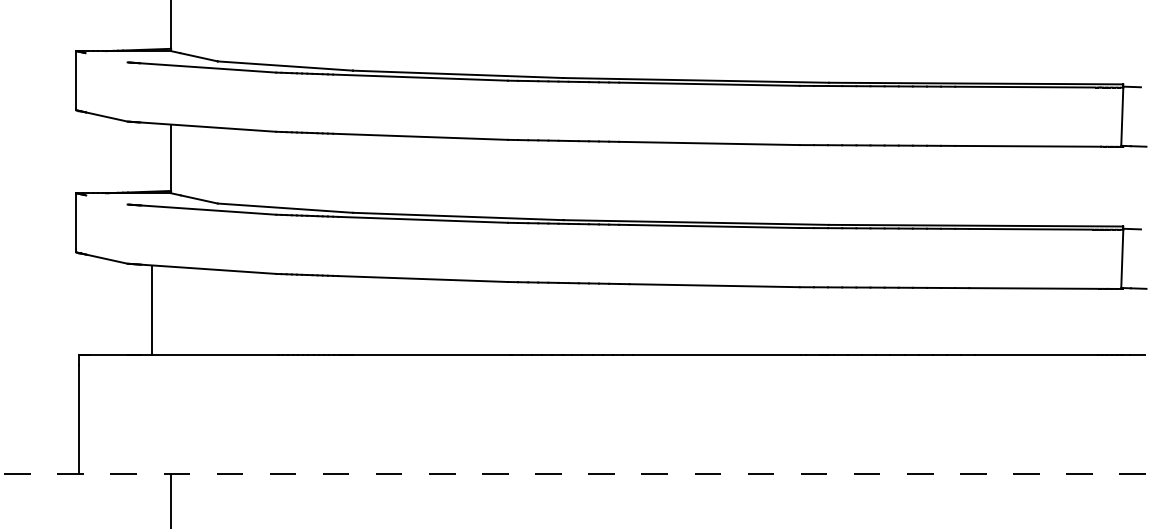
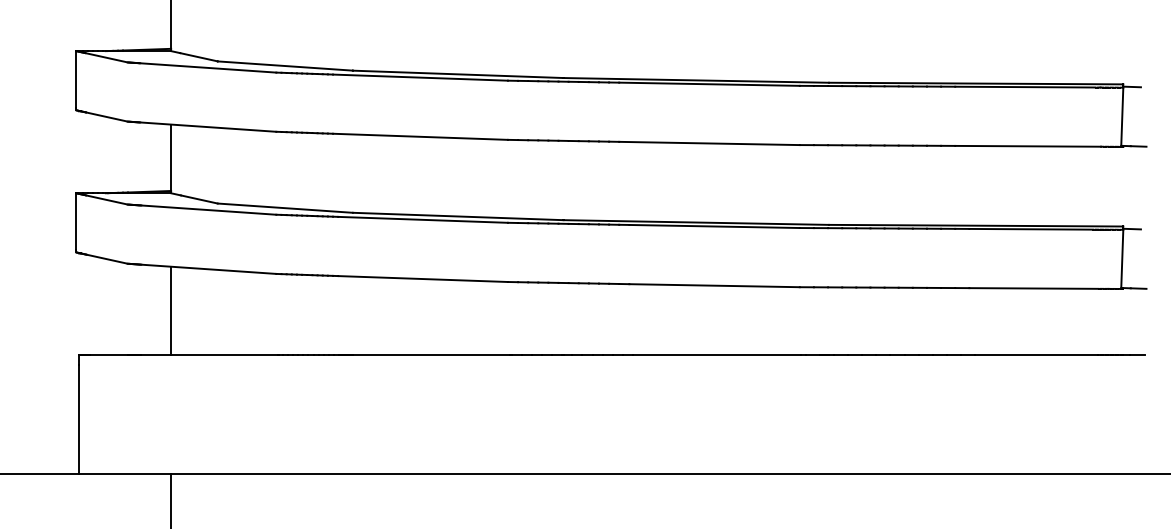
line: none -> present (106, 57)
line: none -> present (106, 199)
line position: (152, 310) -> (171, 310) (171, 310)
line: dashed -> solid (585, 473)
